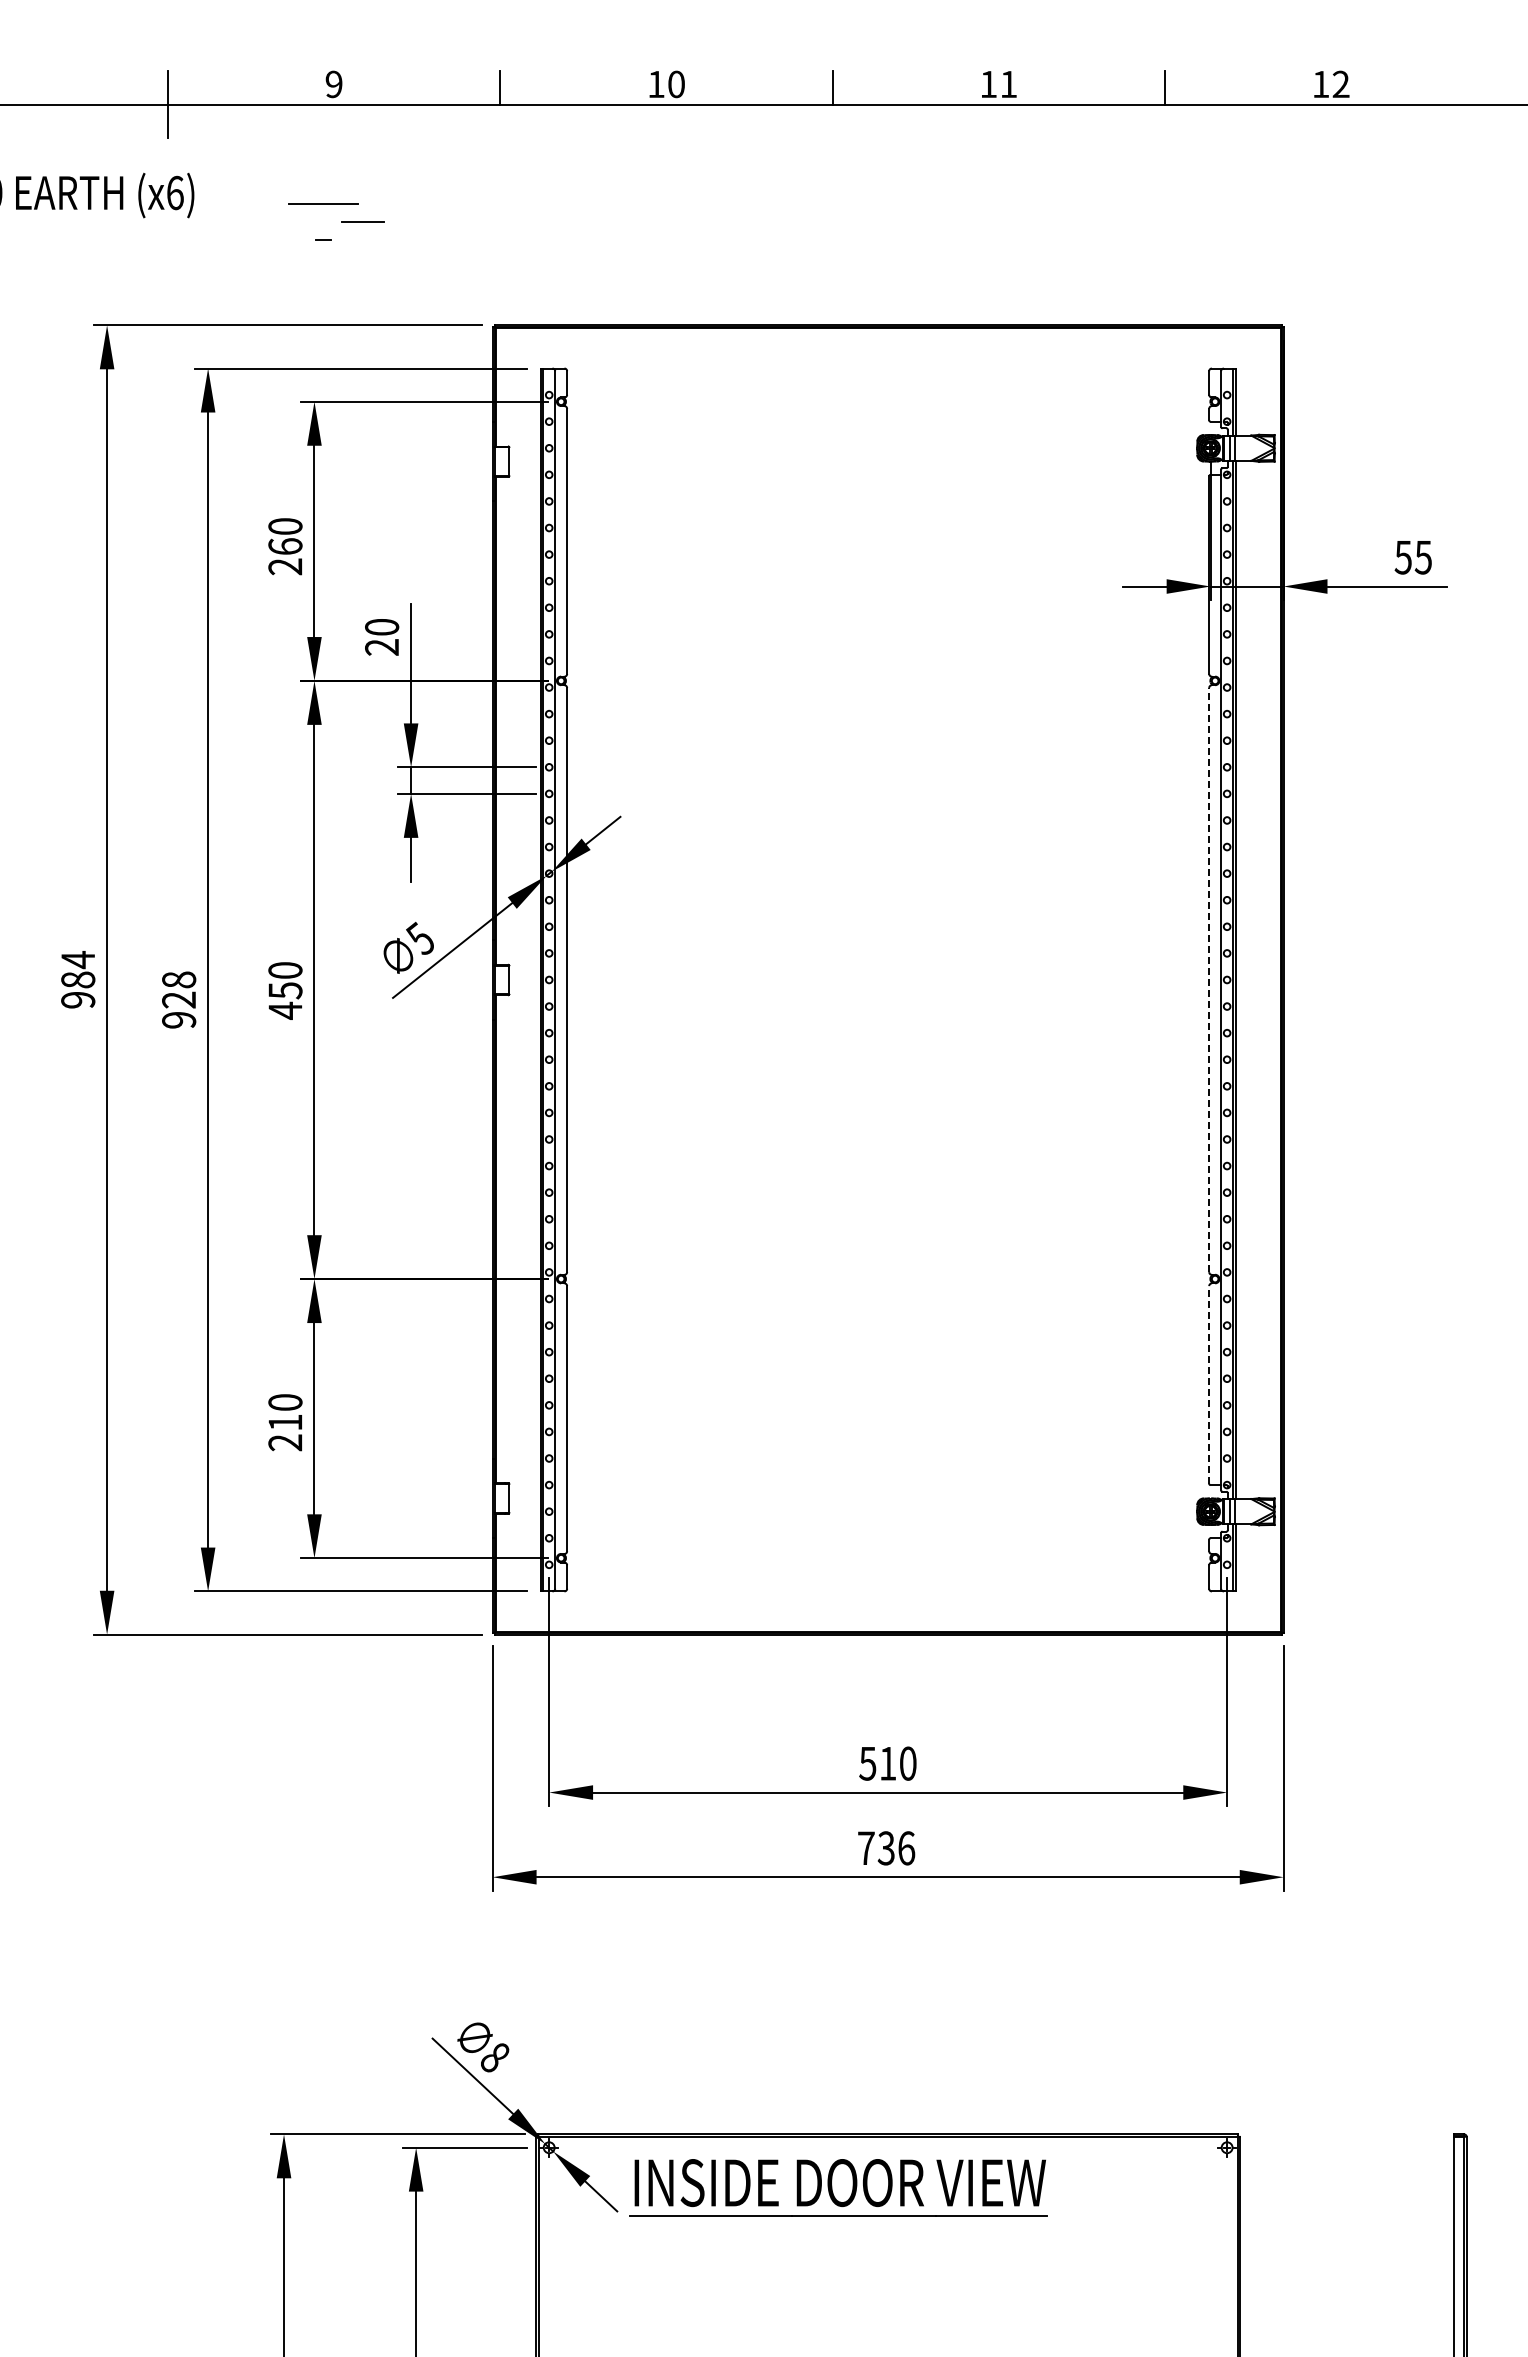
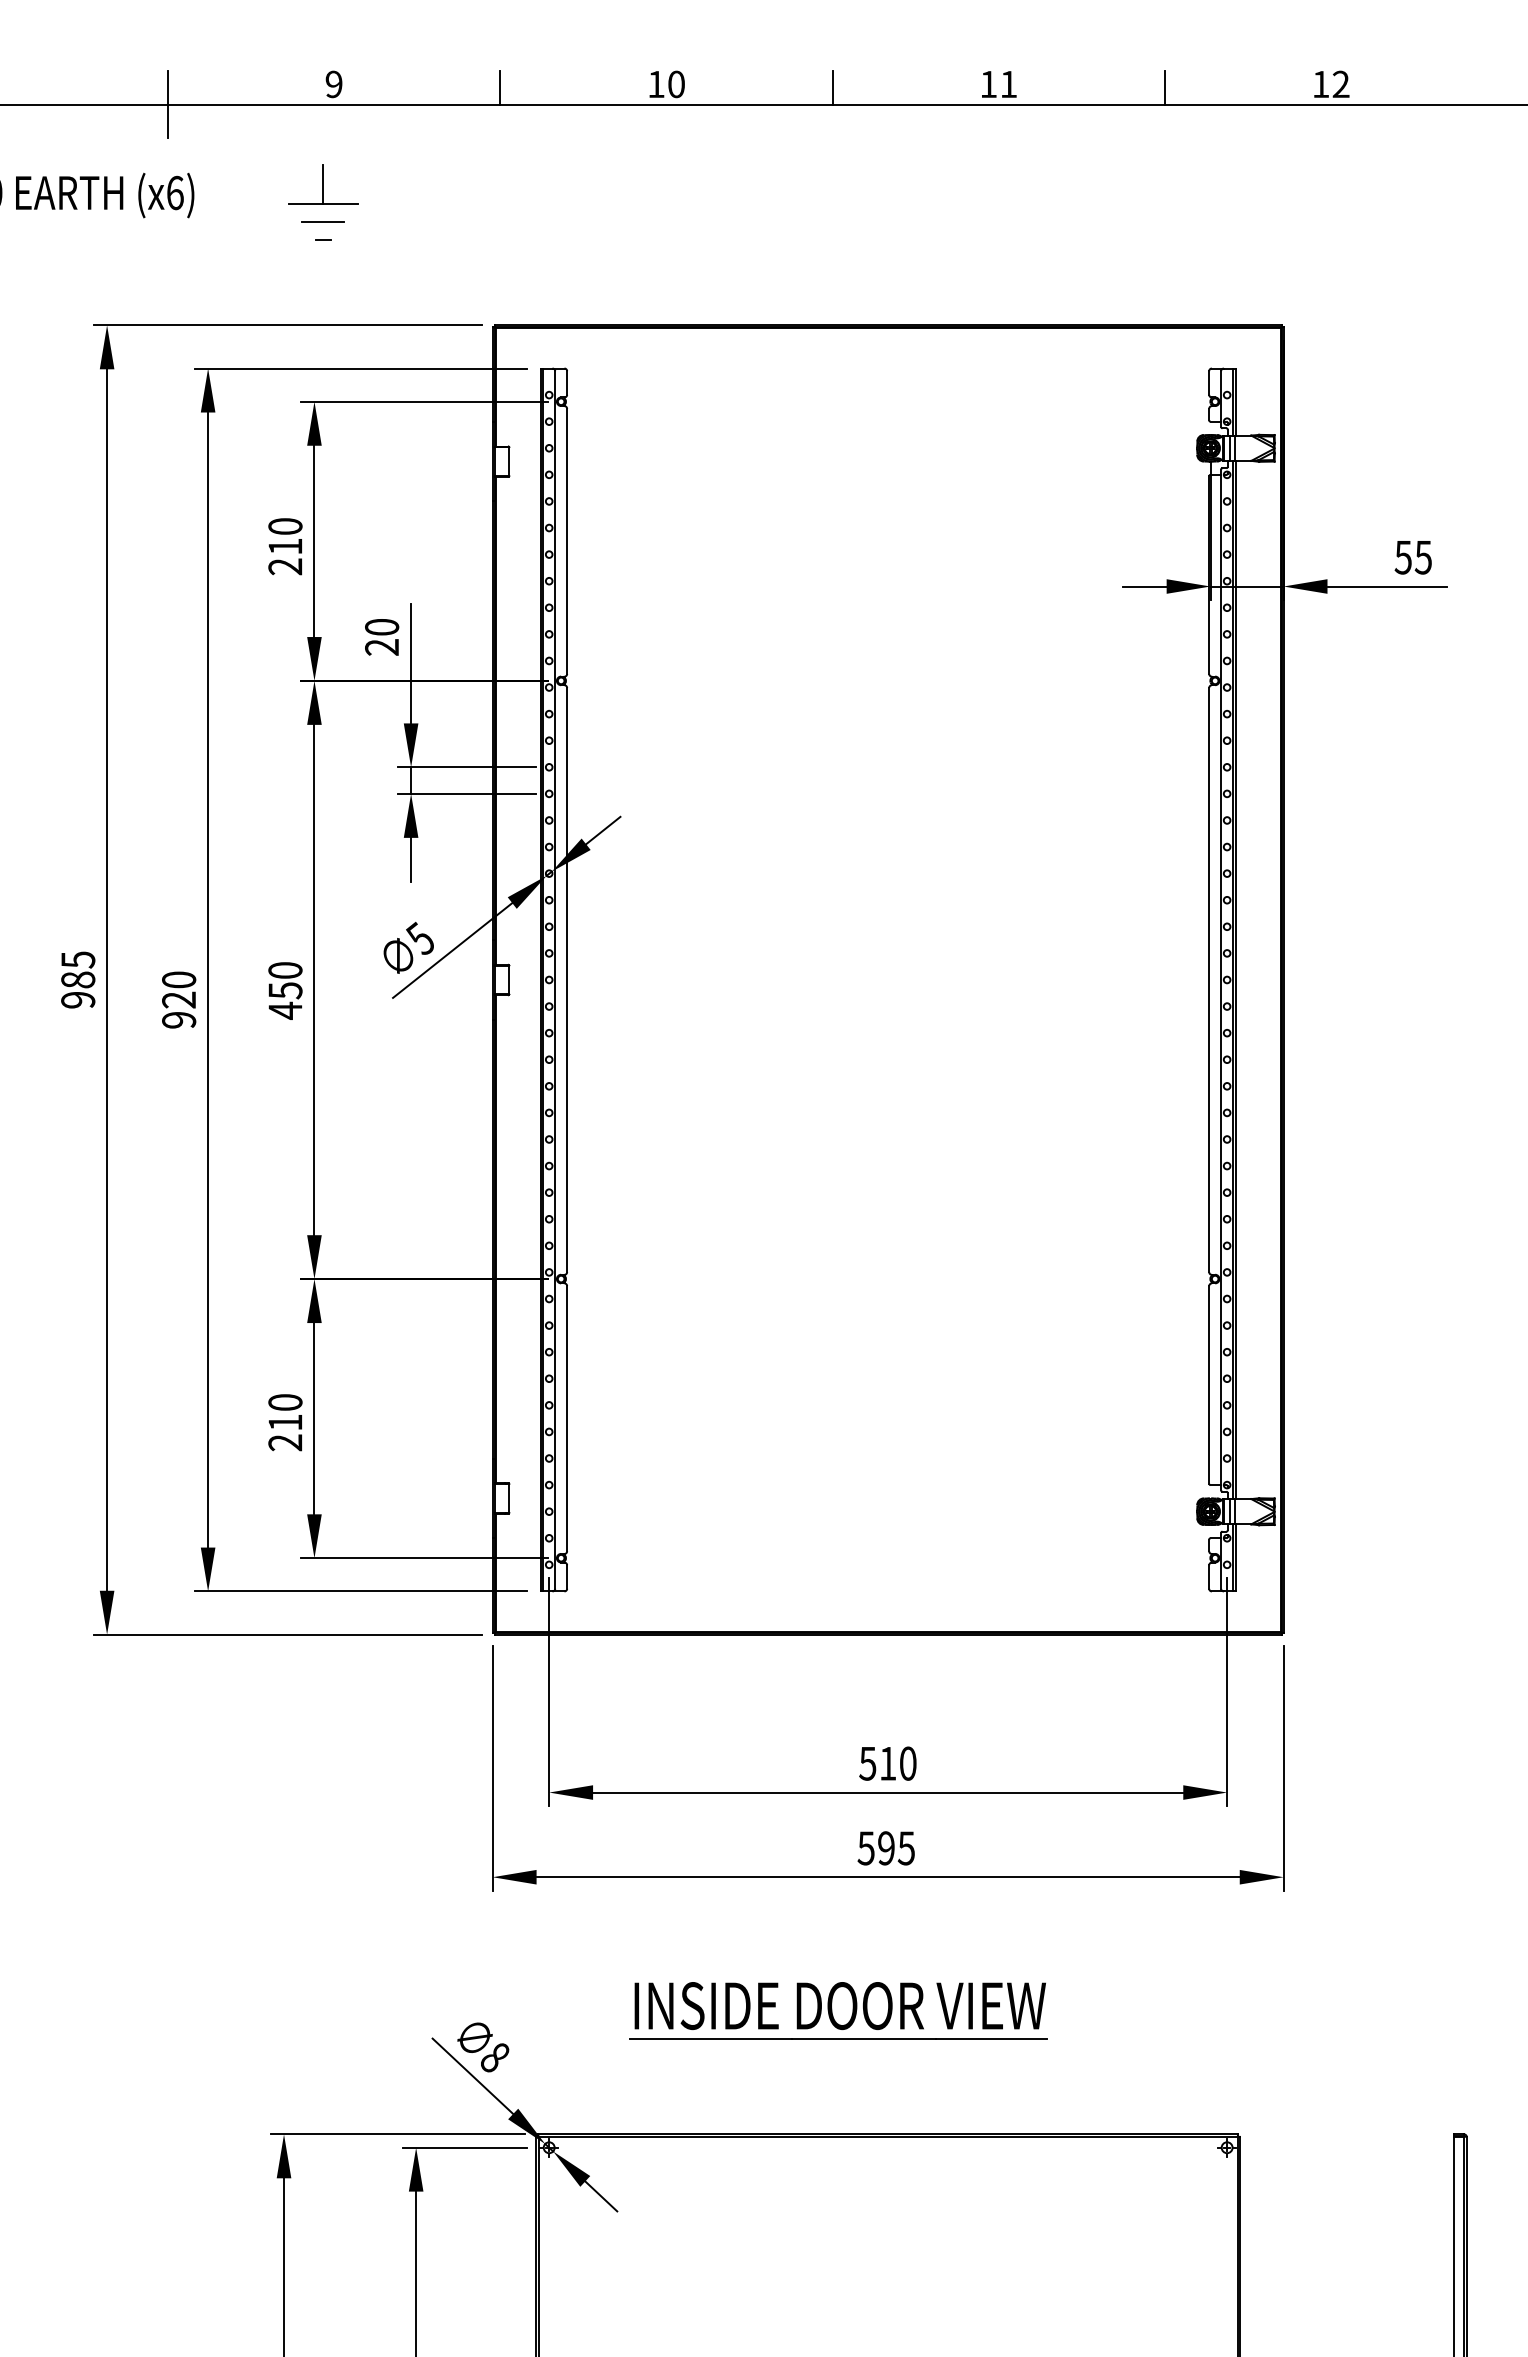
line: none -> present (323, 183)
line position: (362, 221) -> (322, 221) (322, 221)
text: 260 -> 210 (285, 546)
text: 984 -> 985 (78, 960)
text: 928 -> 920 (179, 979)
line: dashed -> solid (1209, 979)
line: dashed -> solid (1209, 1384)
text: 736 -> 595 (886, 1848)
part position: (838, 2187) -> (838, 2010) (838, 2010)
